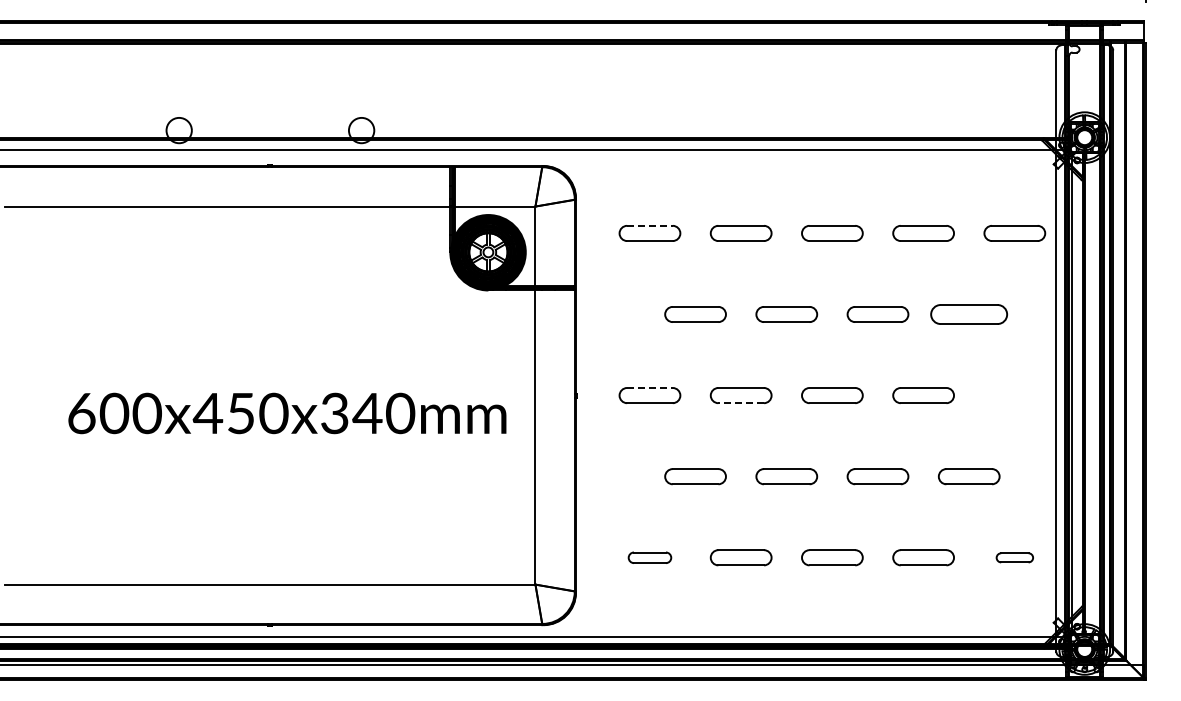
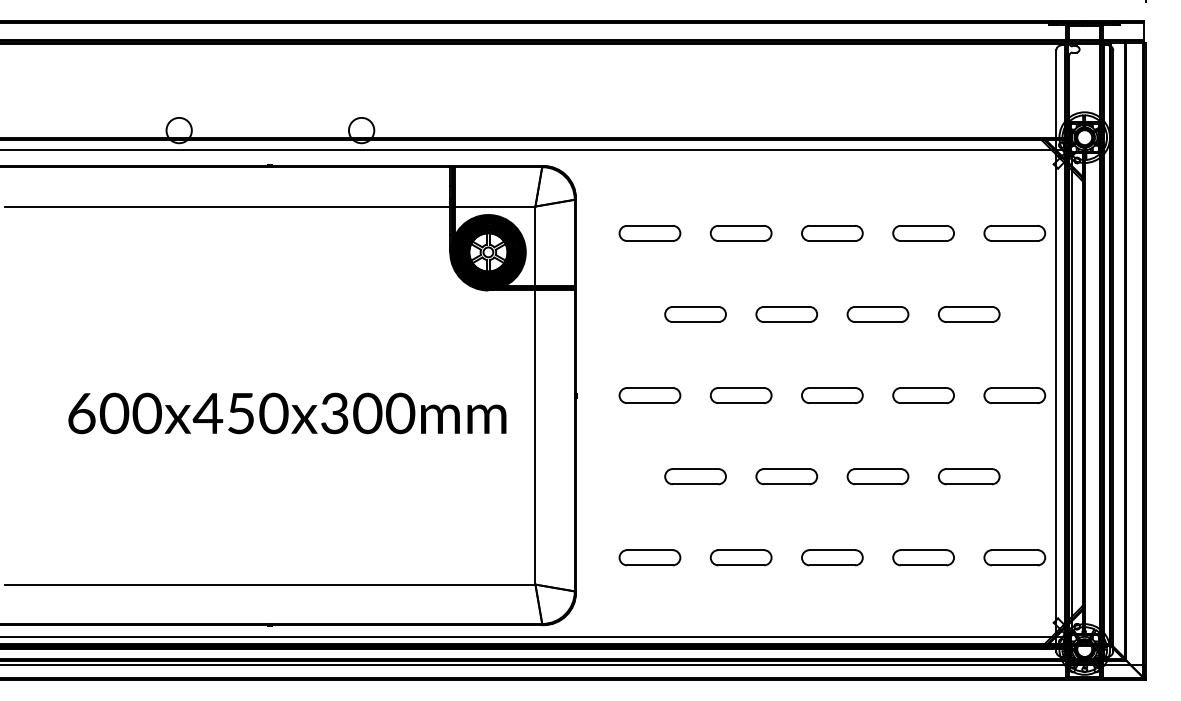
line: dashed -> solid (649, 225)
part size: 79x21 px -> 63x17 px (969, 314)
line: dashed -> solid (649, 387)
part: none -> present (1014, 395)
line: dashed -> solid (741, 403)
text: 600x450x340mm -> 600x450x300mm (367, 413)
part size: 46x13 px -> 64x18 px (649, 557)
part size: 39x12 px -> 64x18 px (1014, 557)
